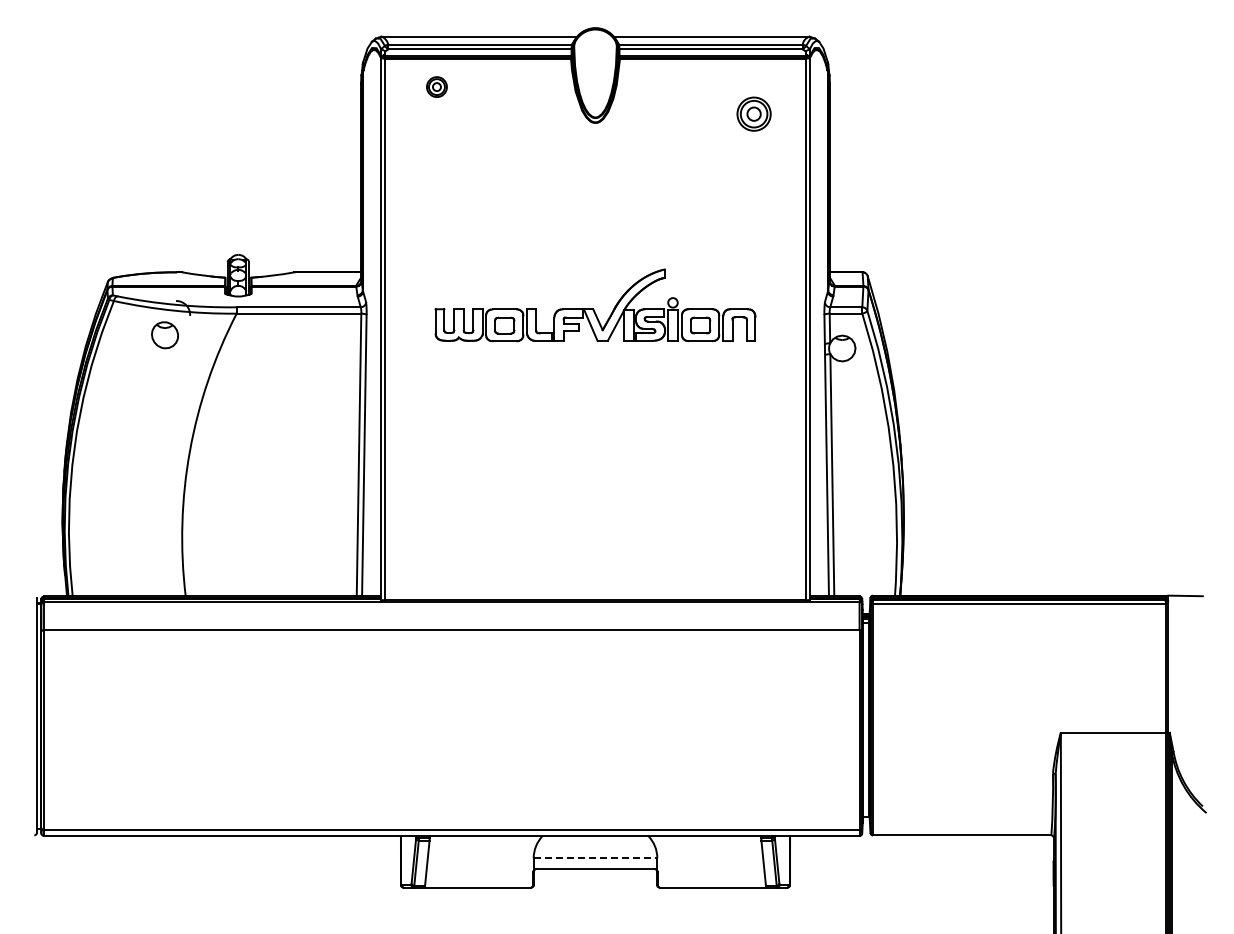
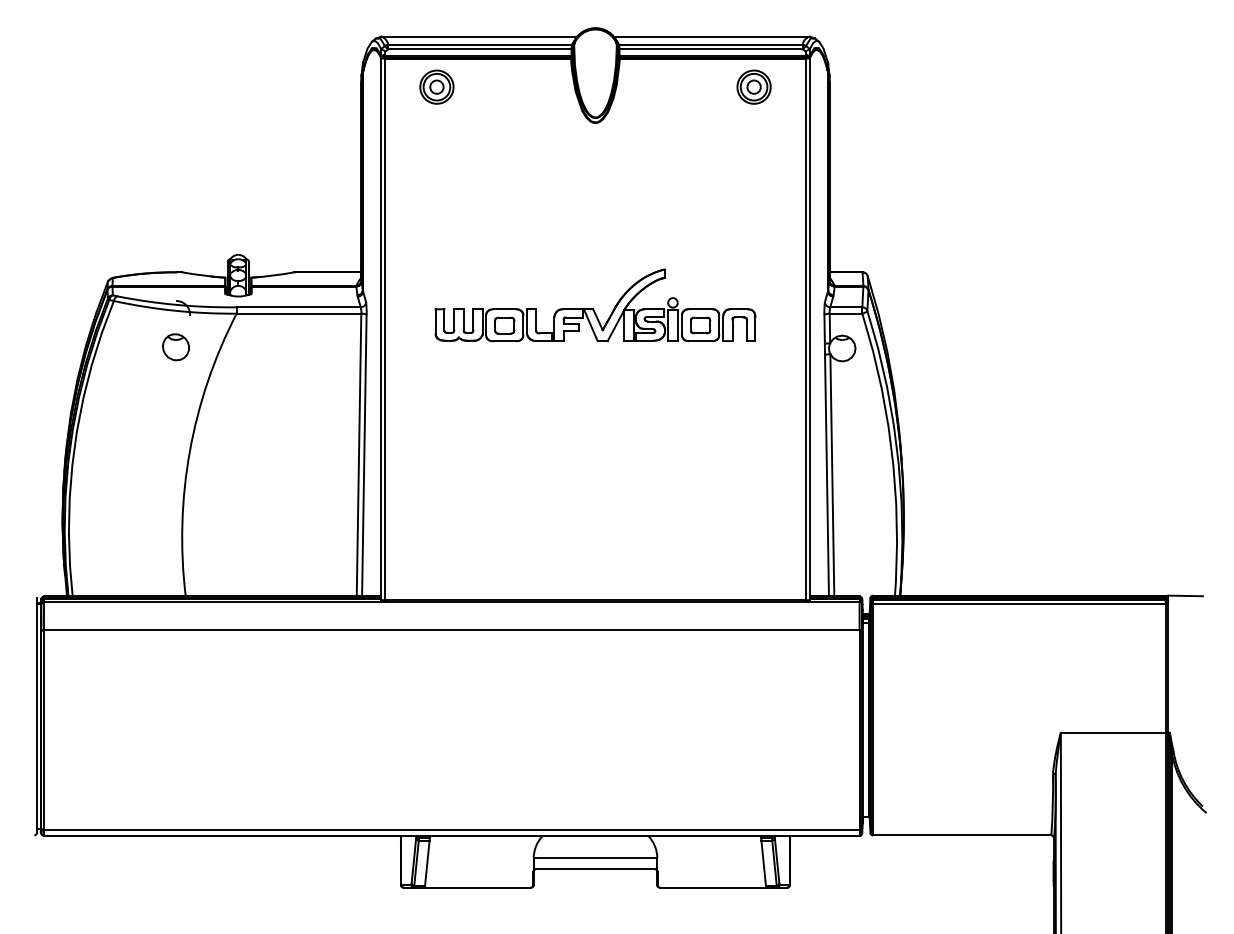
part size: 22x22 px -> 36x36 px (436, 86)
part position: (753, 113) -> (753, 86) (753, 86)
part position: (164, 335) -> (175, 347) (175, 347)
line: dashed -> solid (595, 858)
